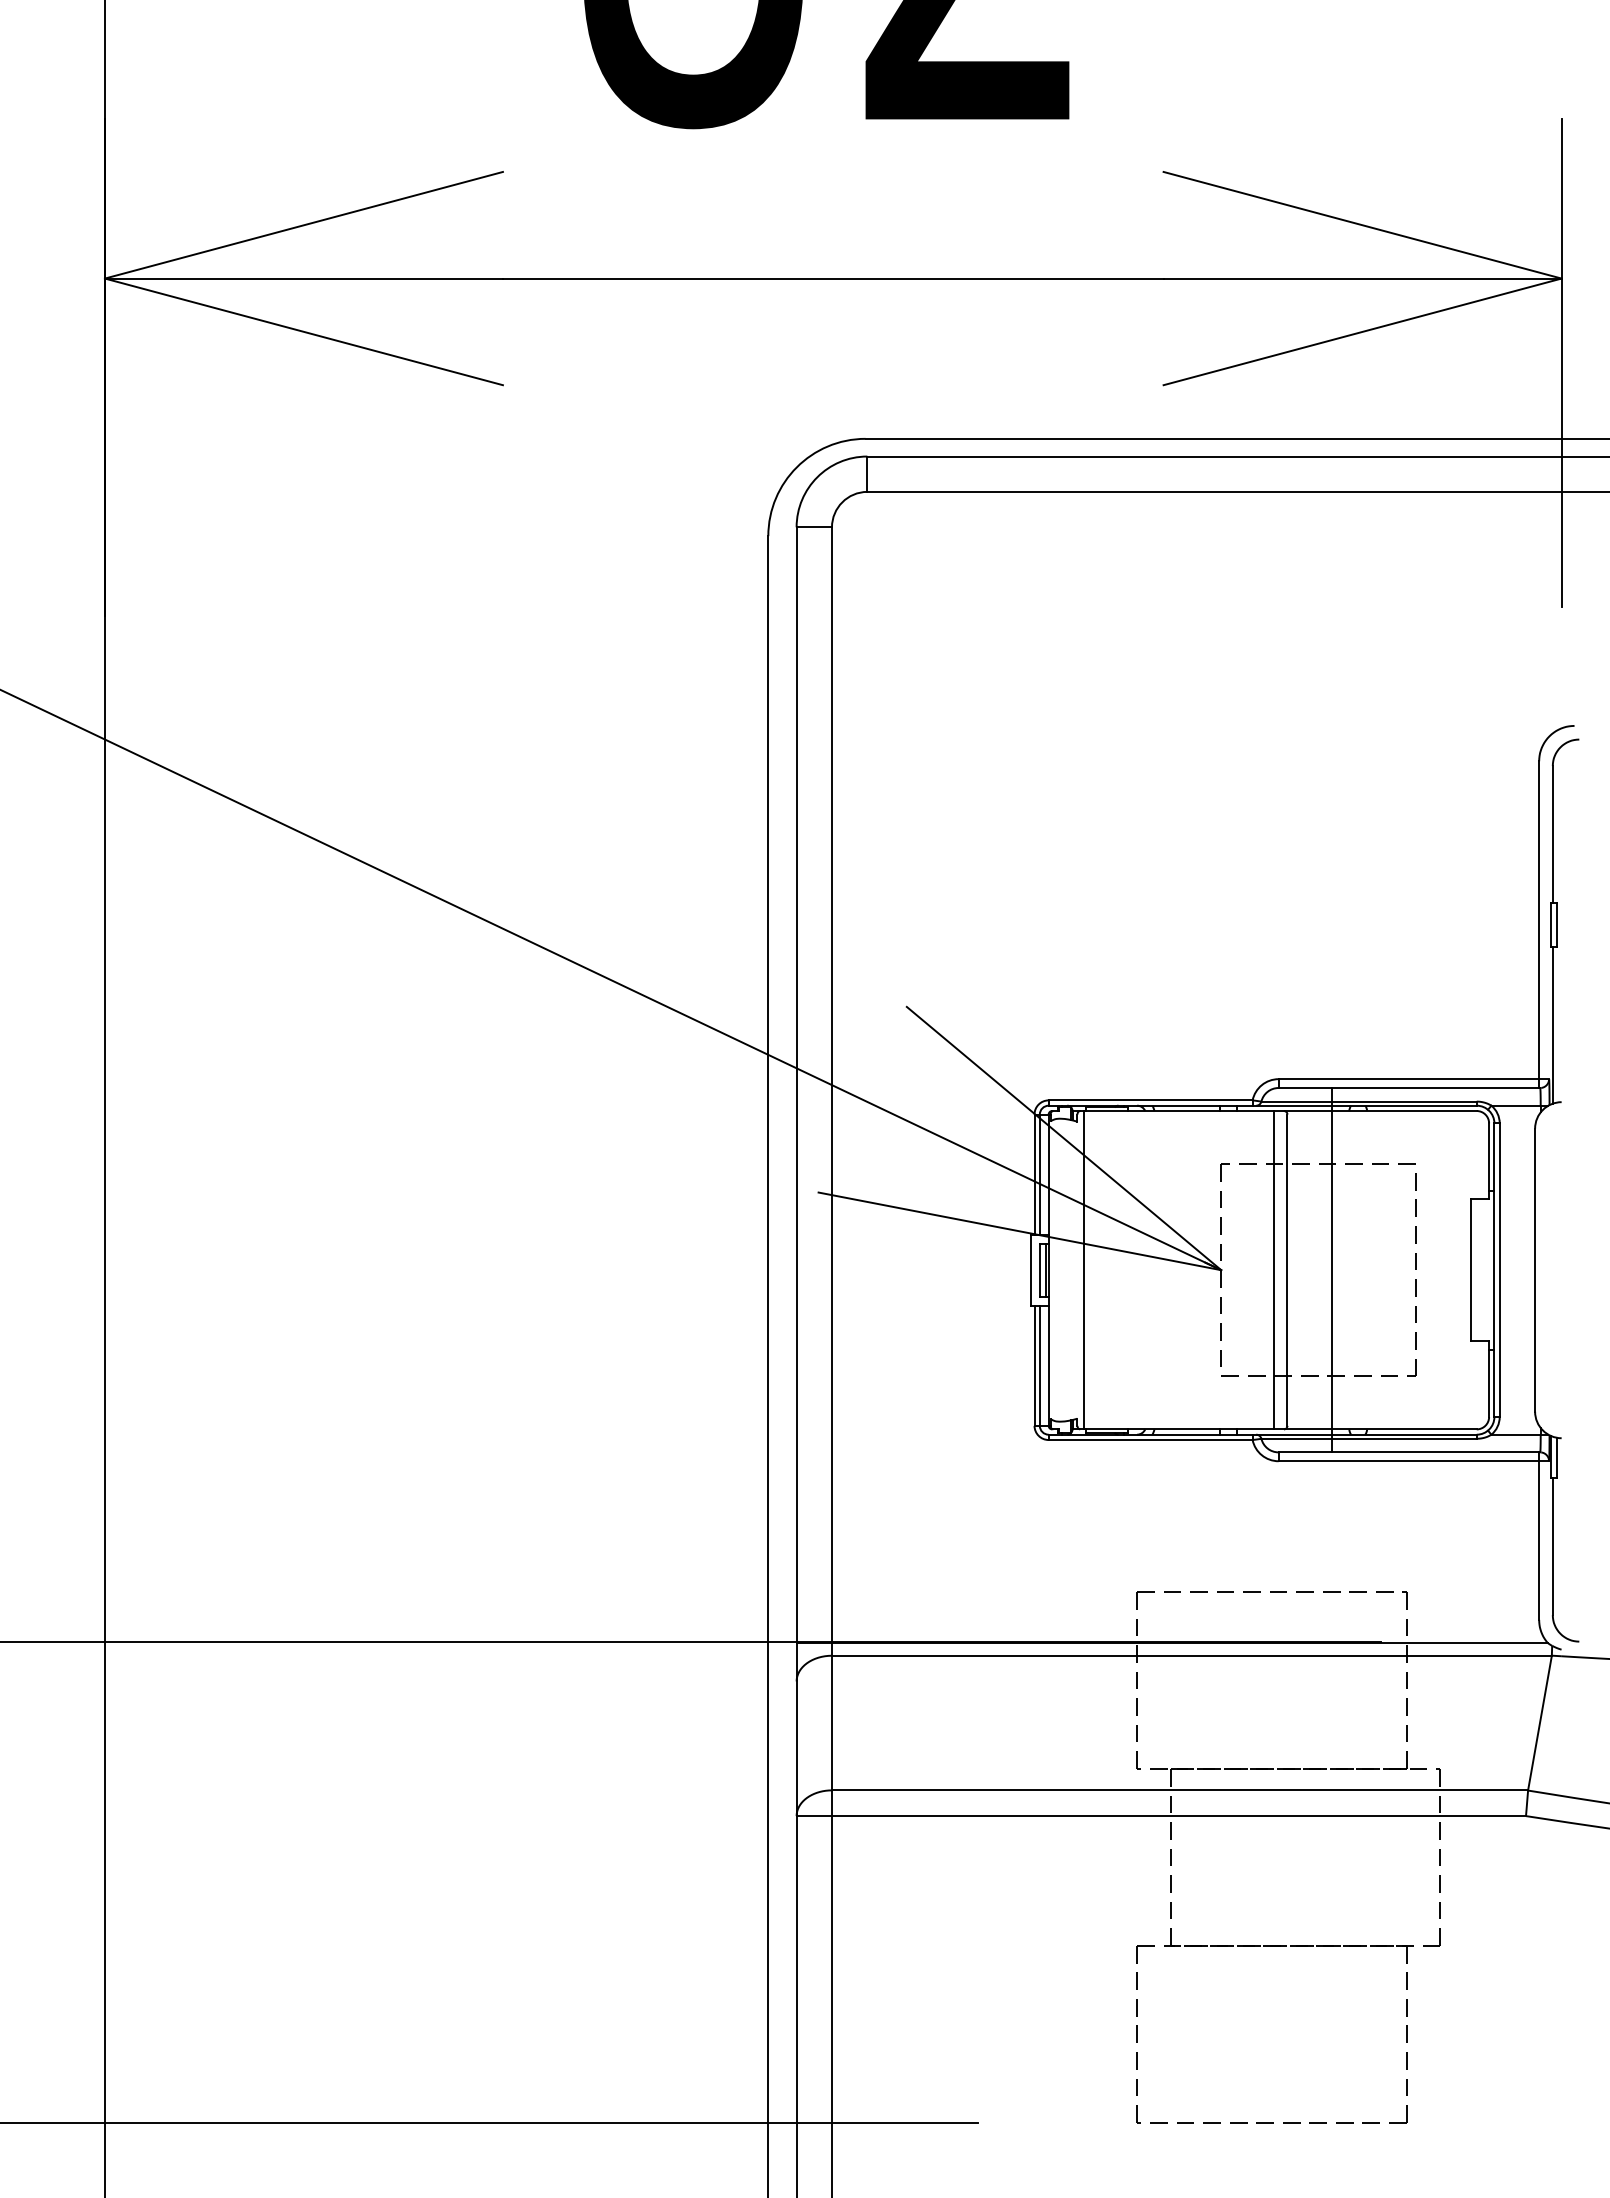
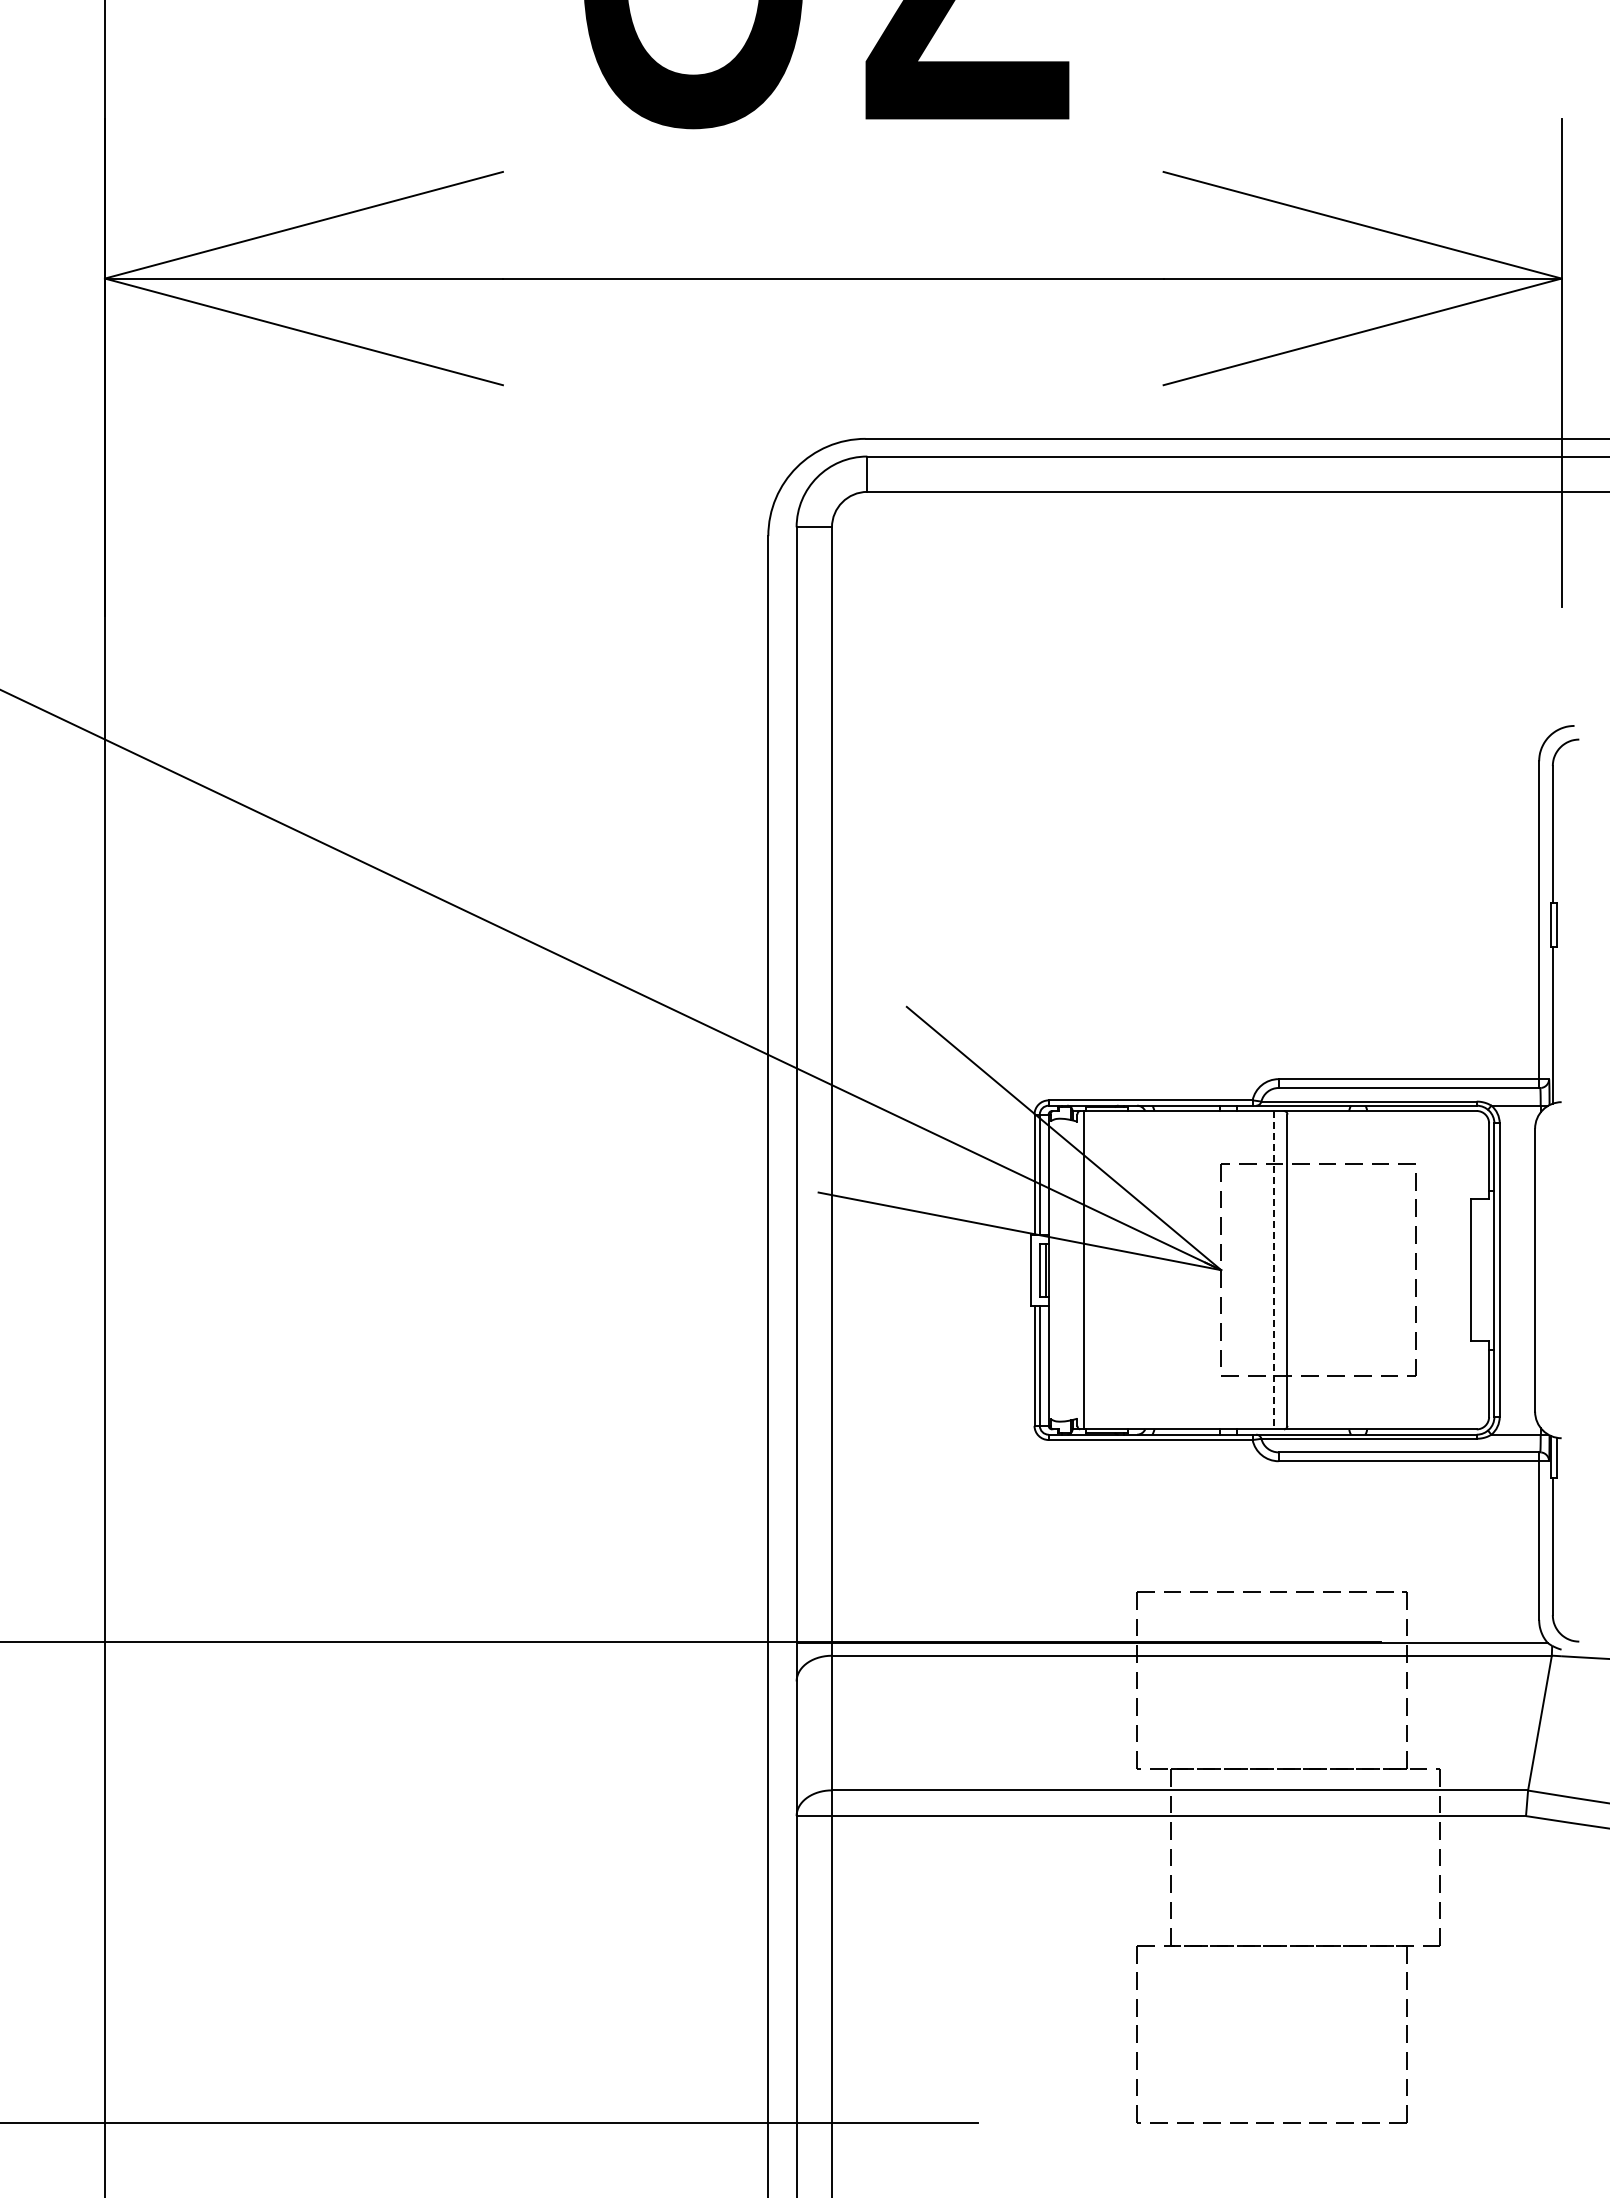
line: solid -> dashed (1274, 1270)
line: present -> none (1331, 1270)
